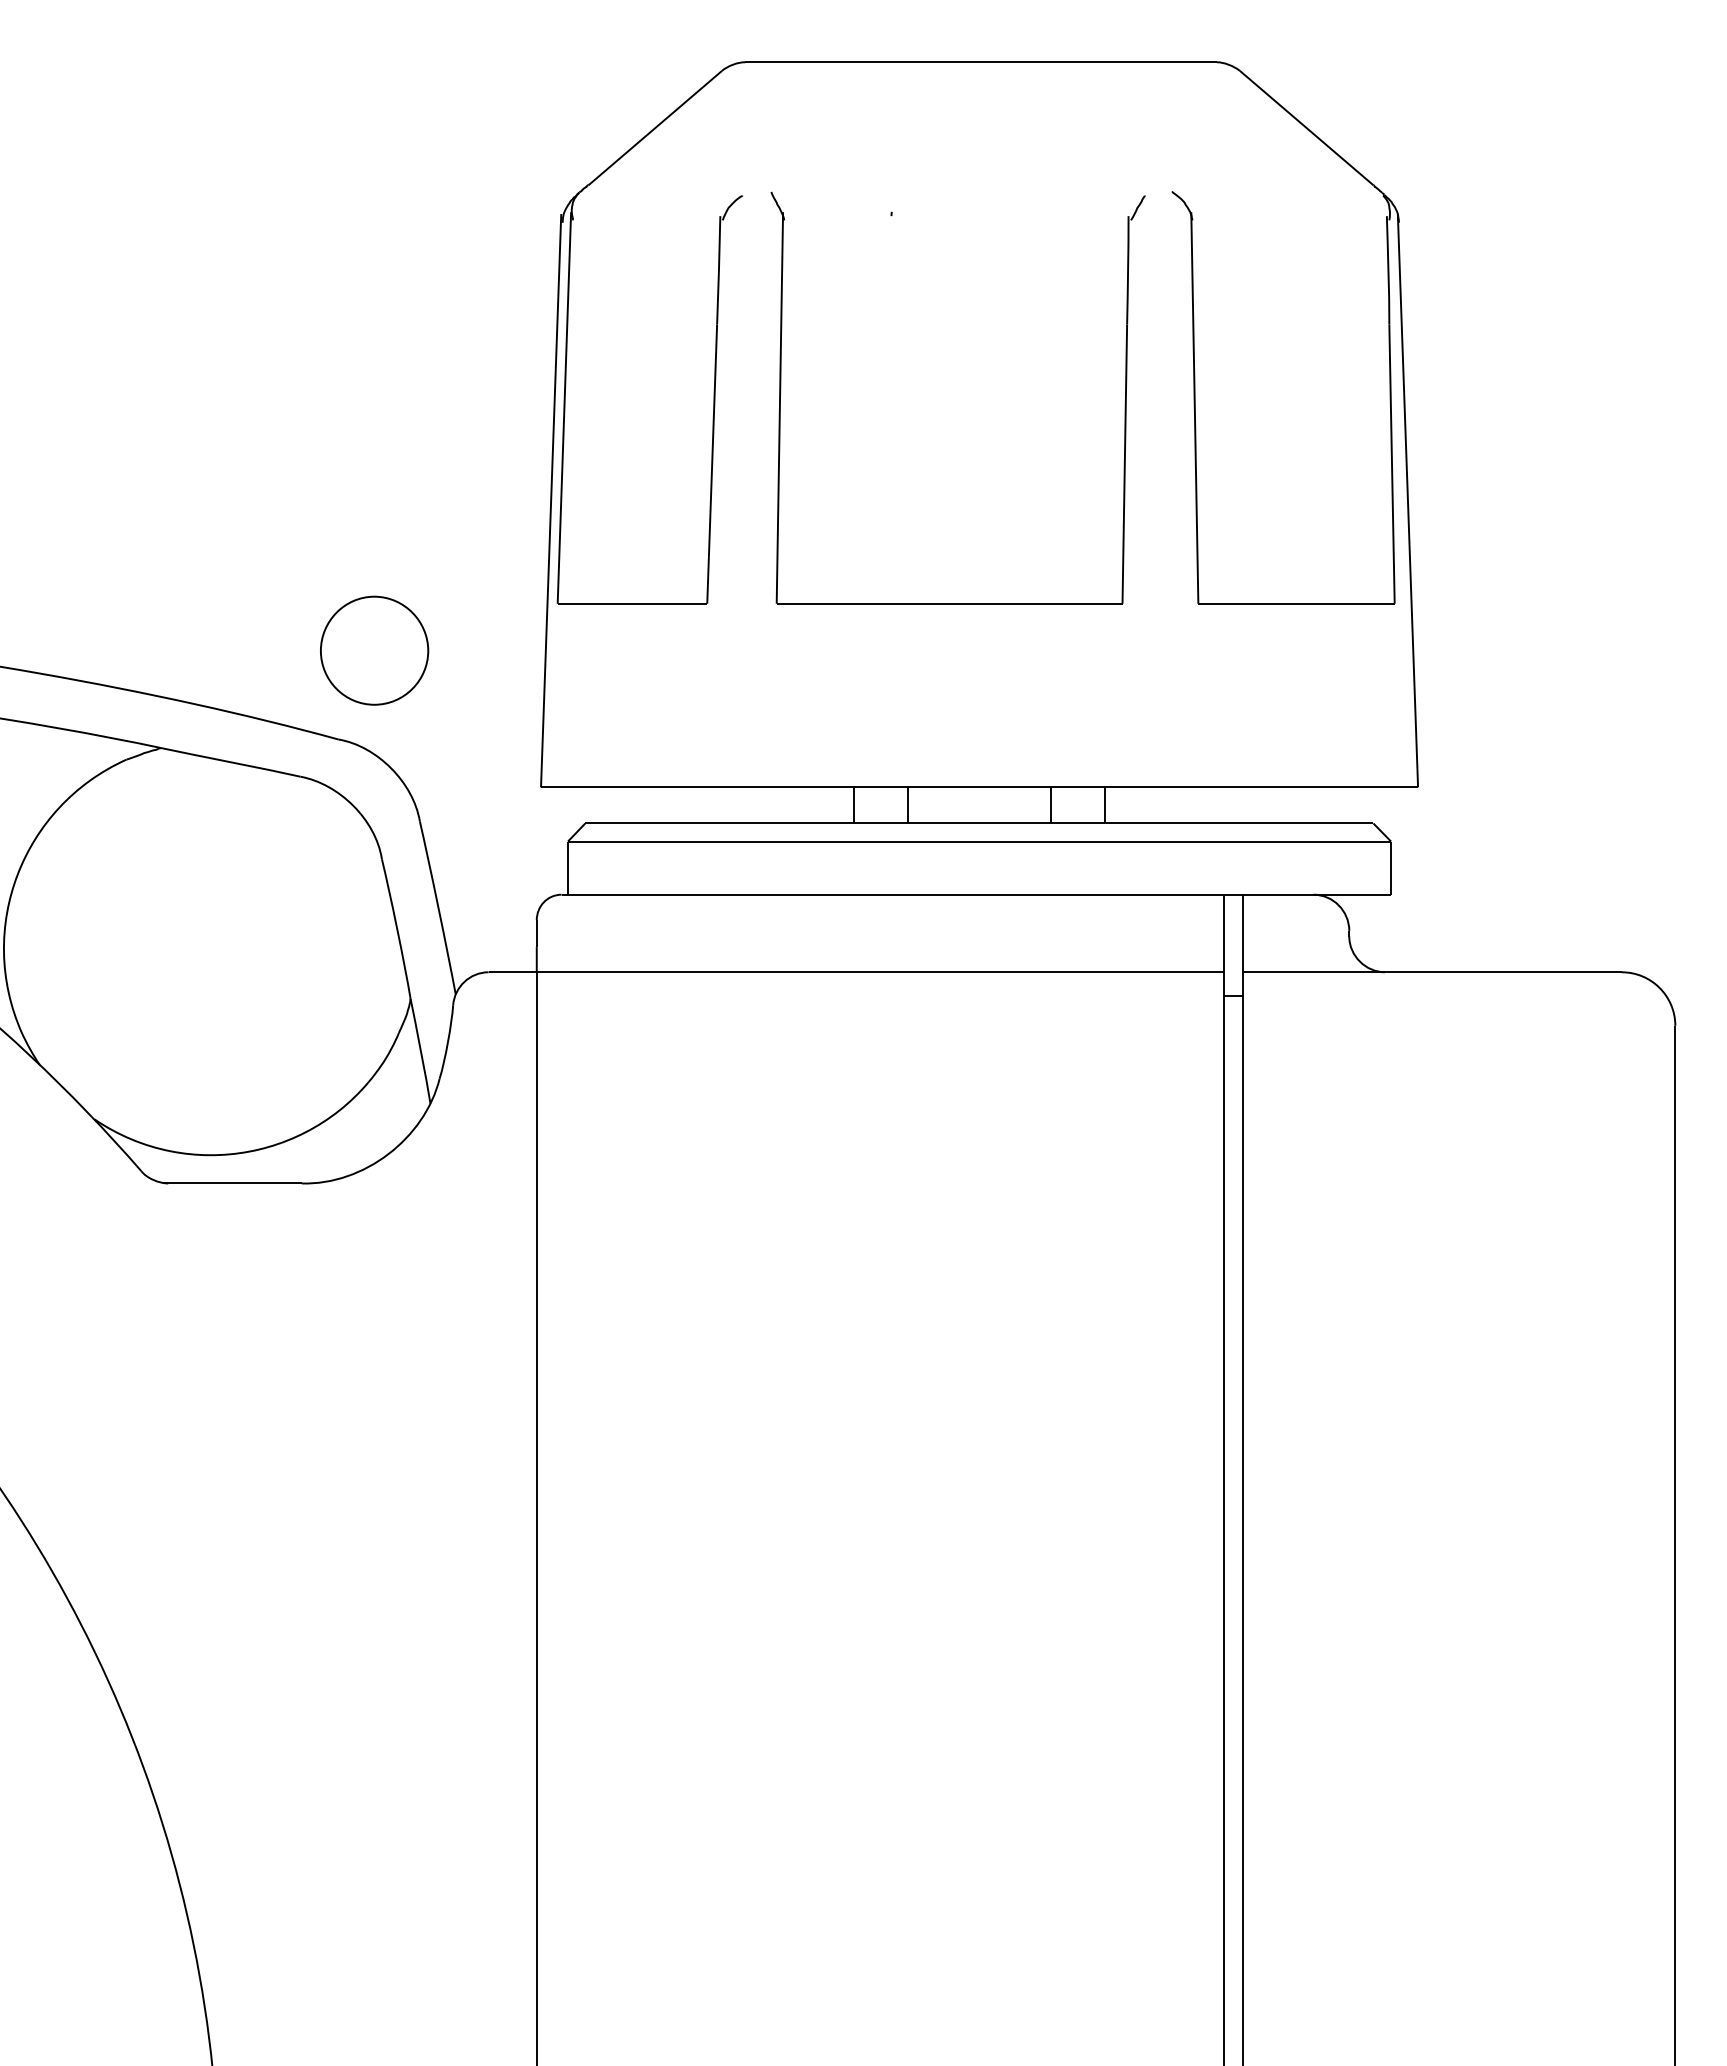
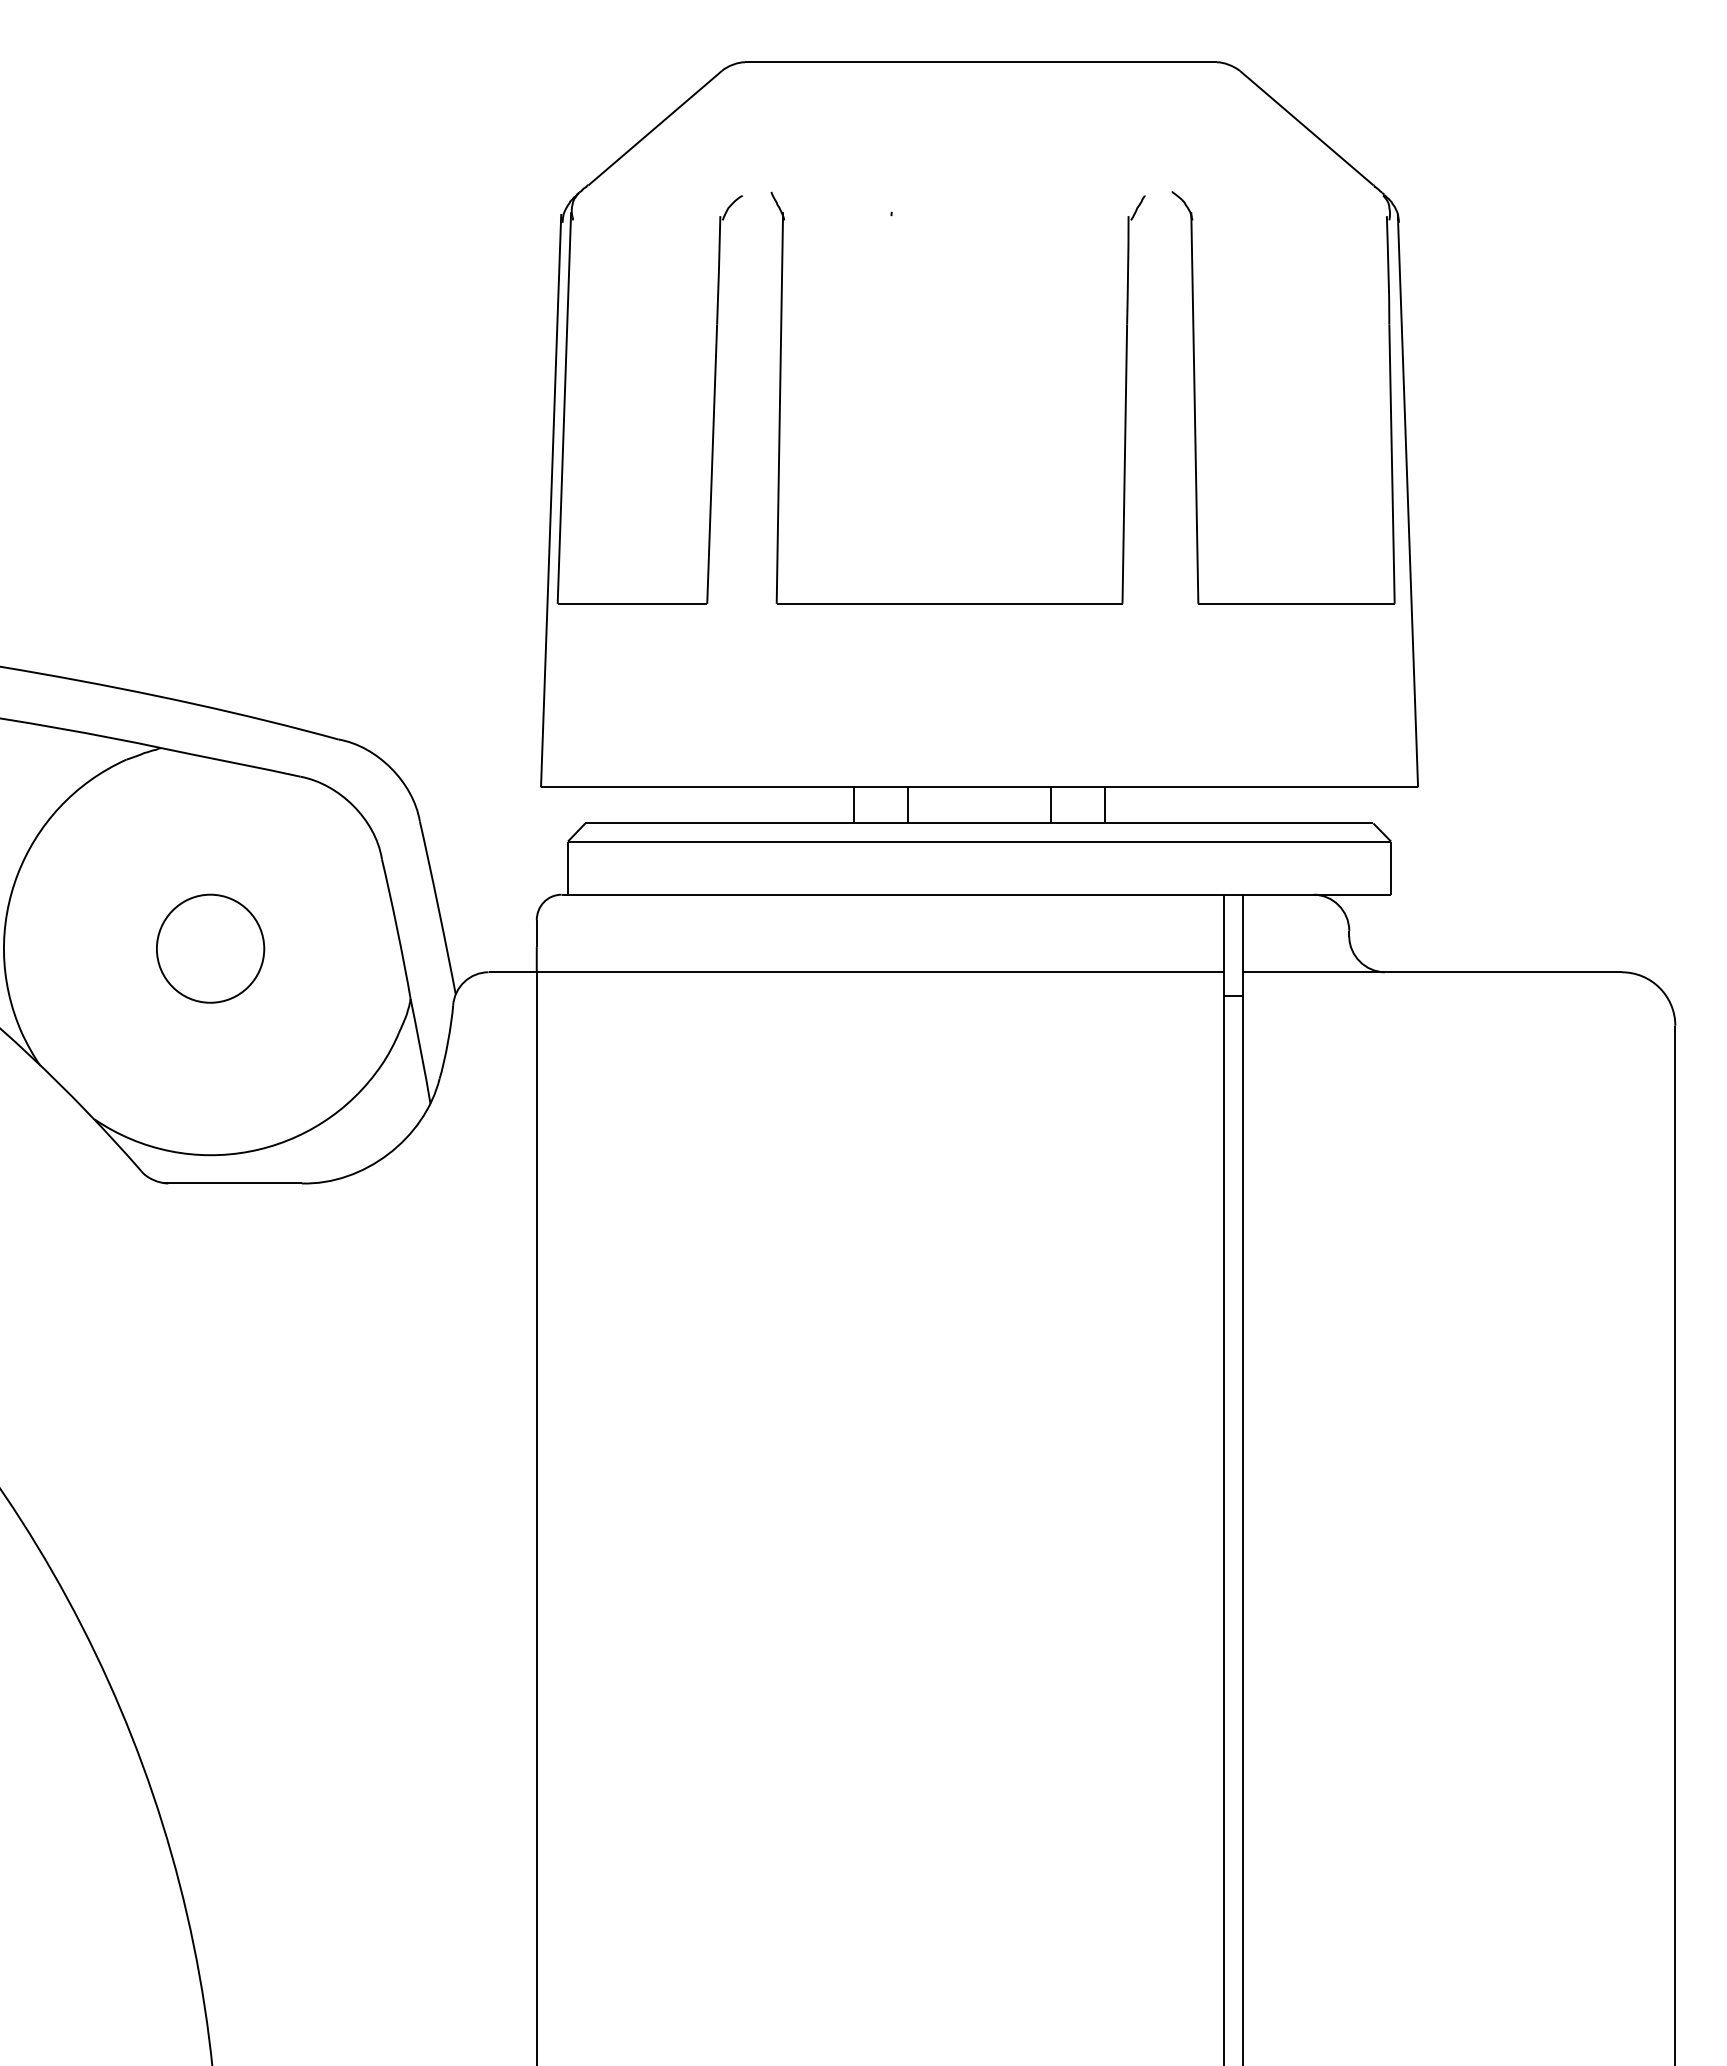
part position: (374, 650) -> (210, 948) (210, 948)
